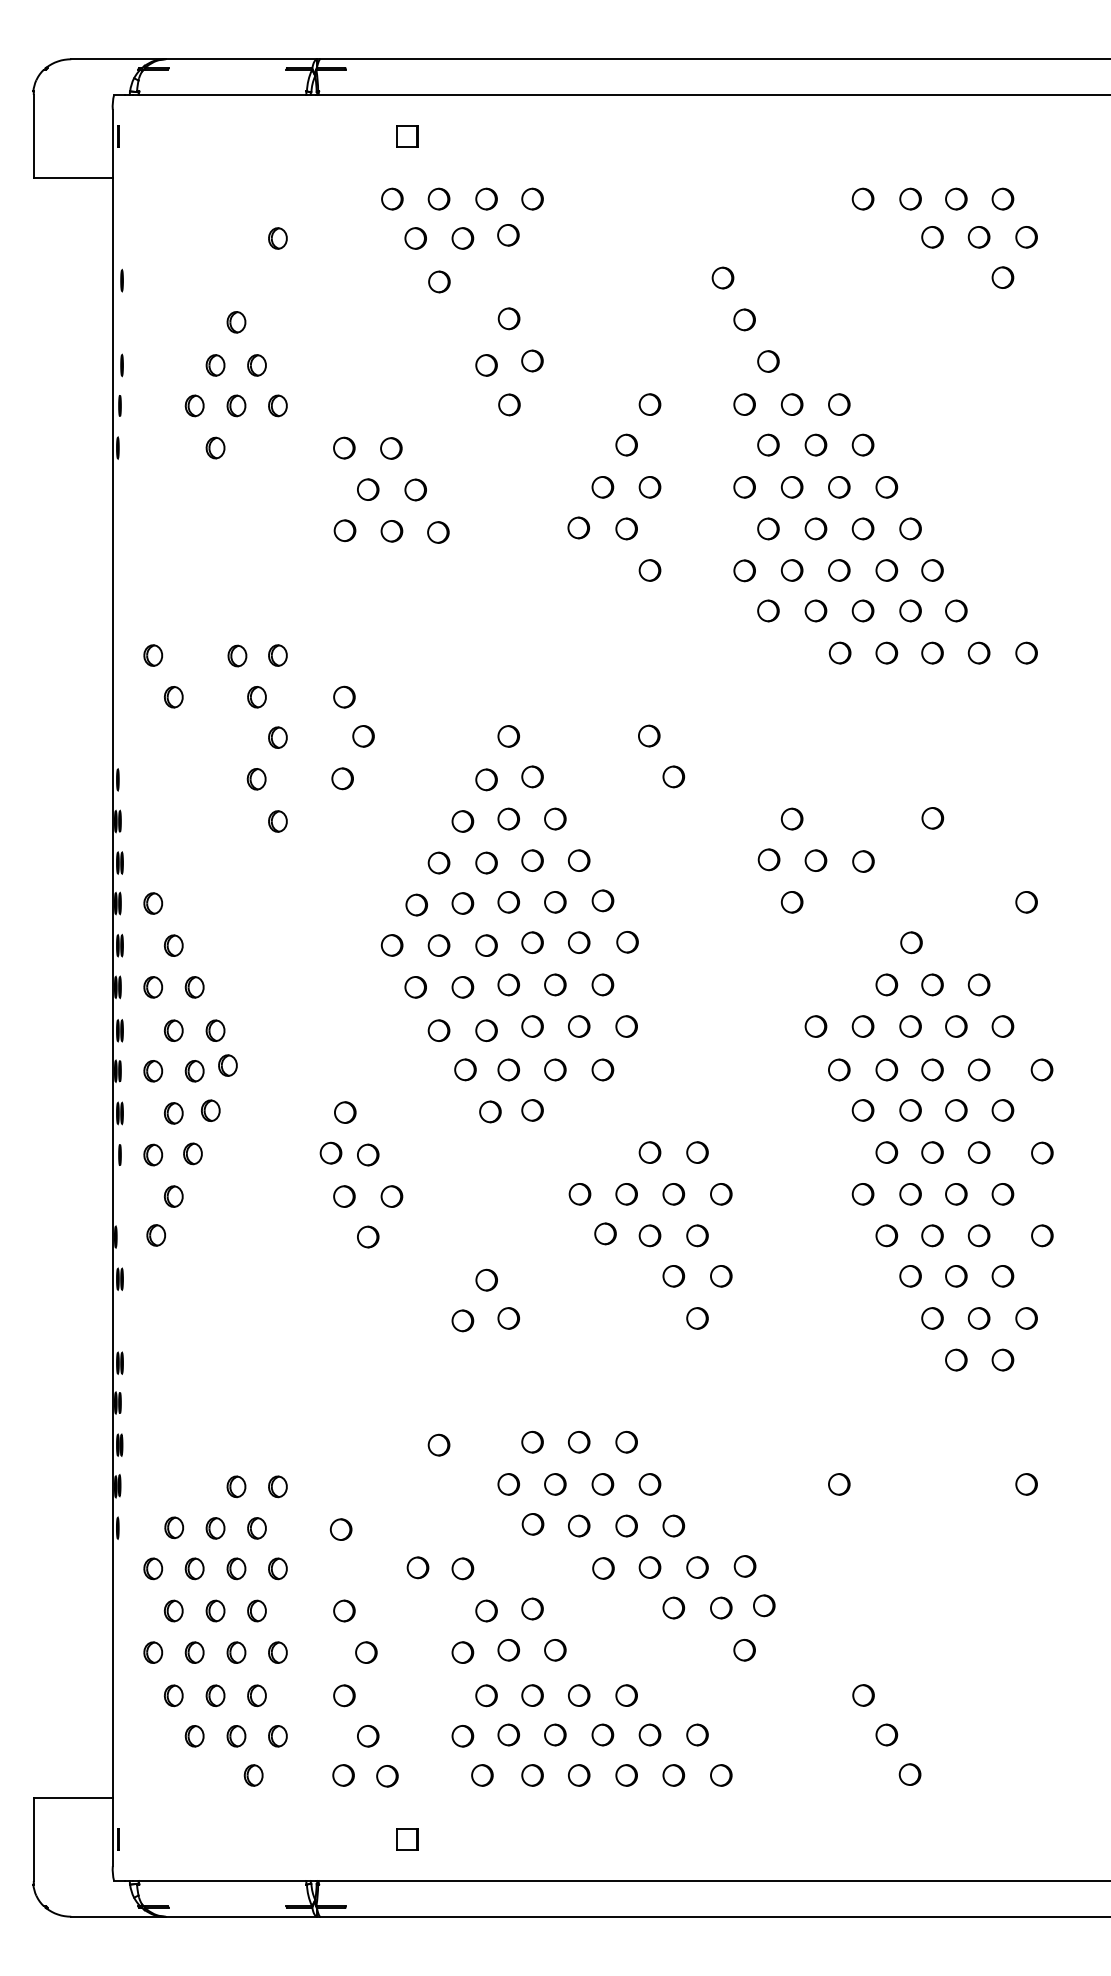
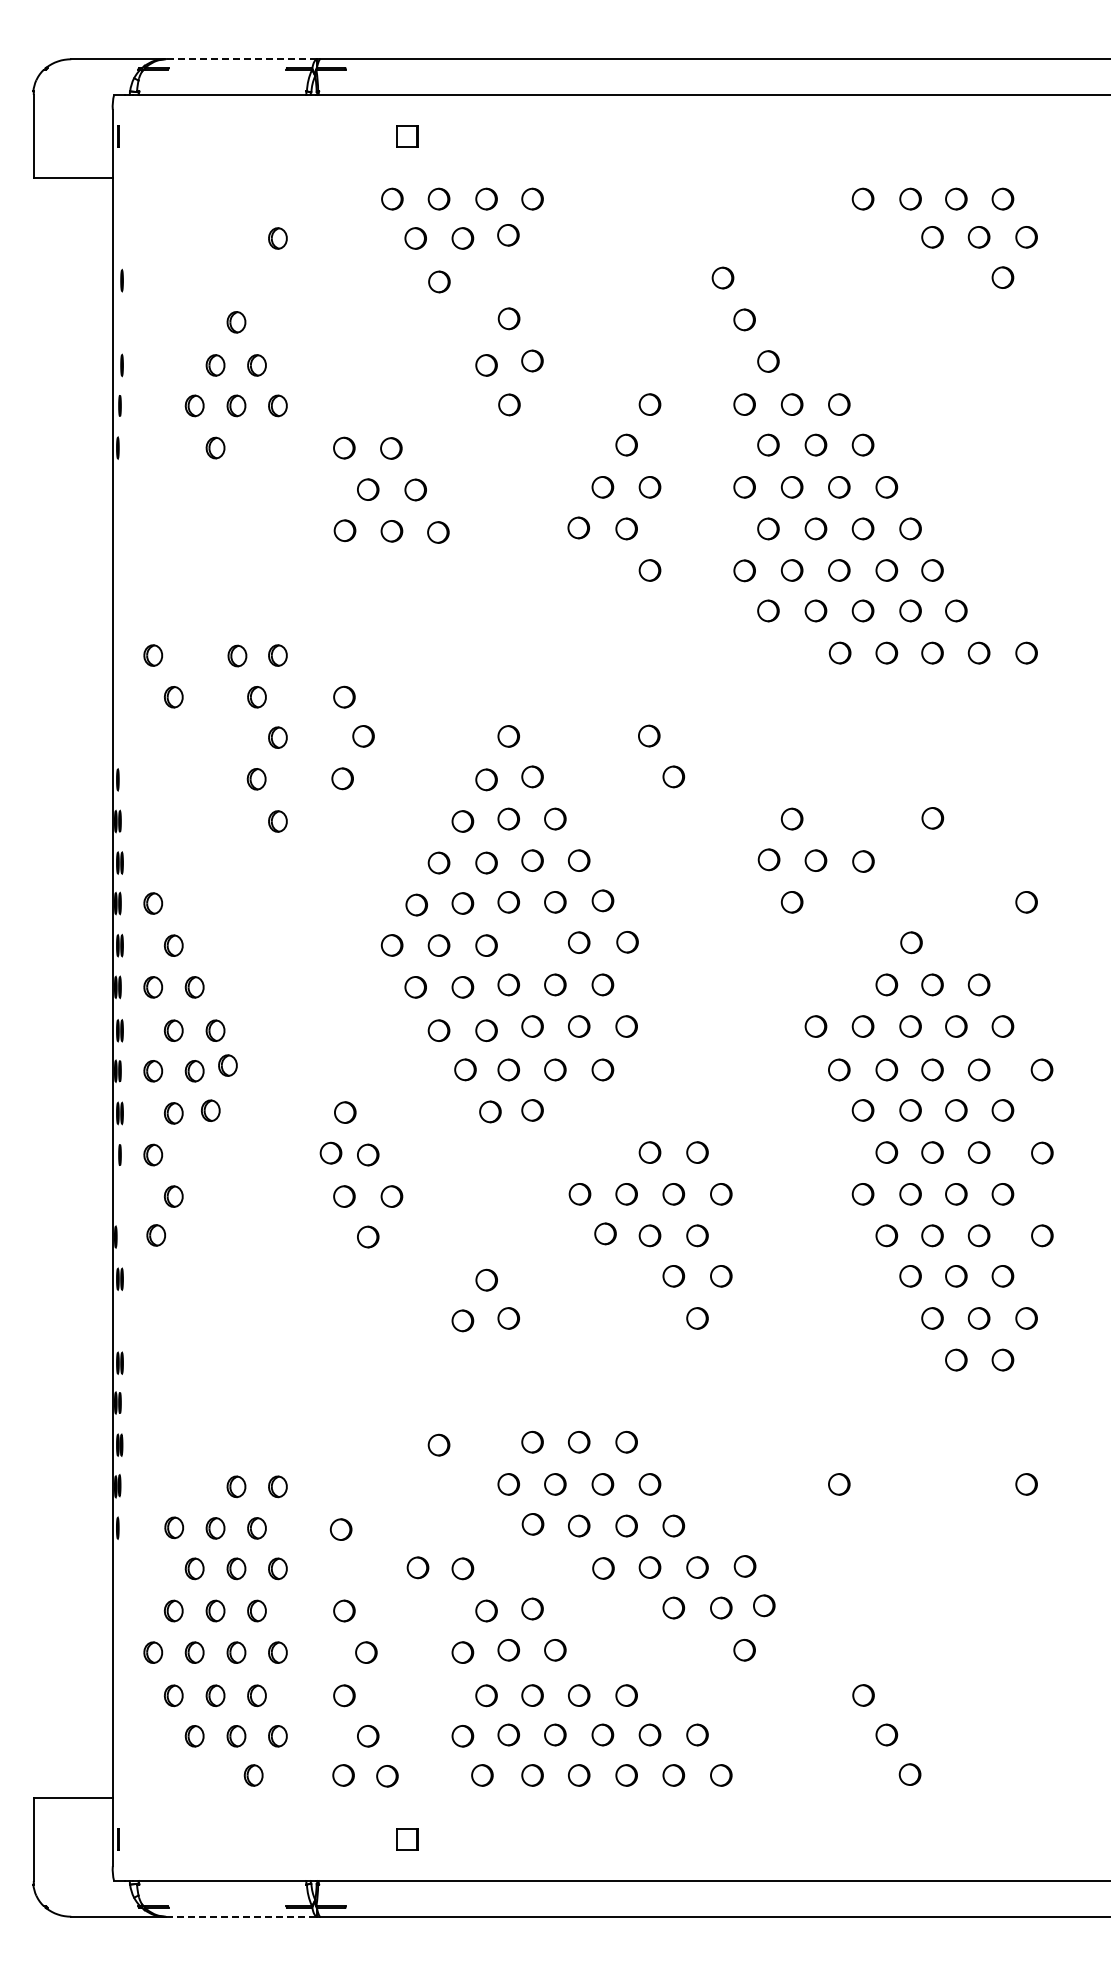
line: solid -> dashed (241, 59)
part: present -> none (532, 942)
part: present -> none (192, 1153)
part: present -> none (153, 1568)
line: solid -> dashed (241, 1916)
